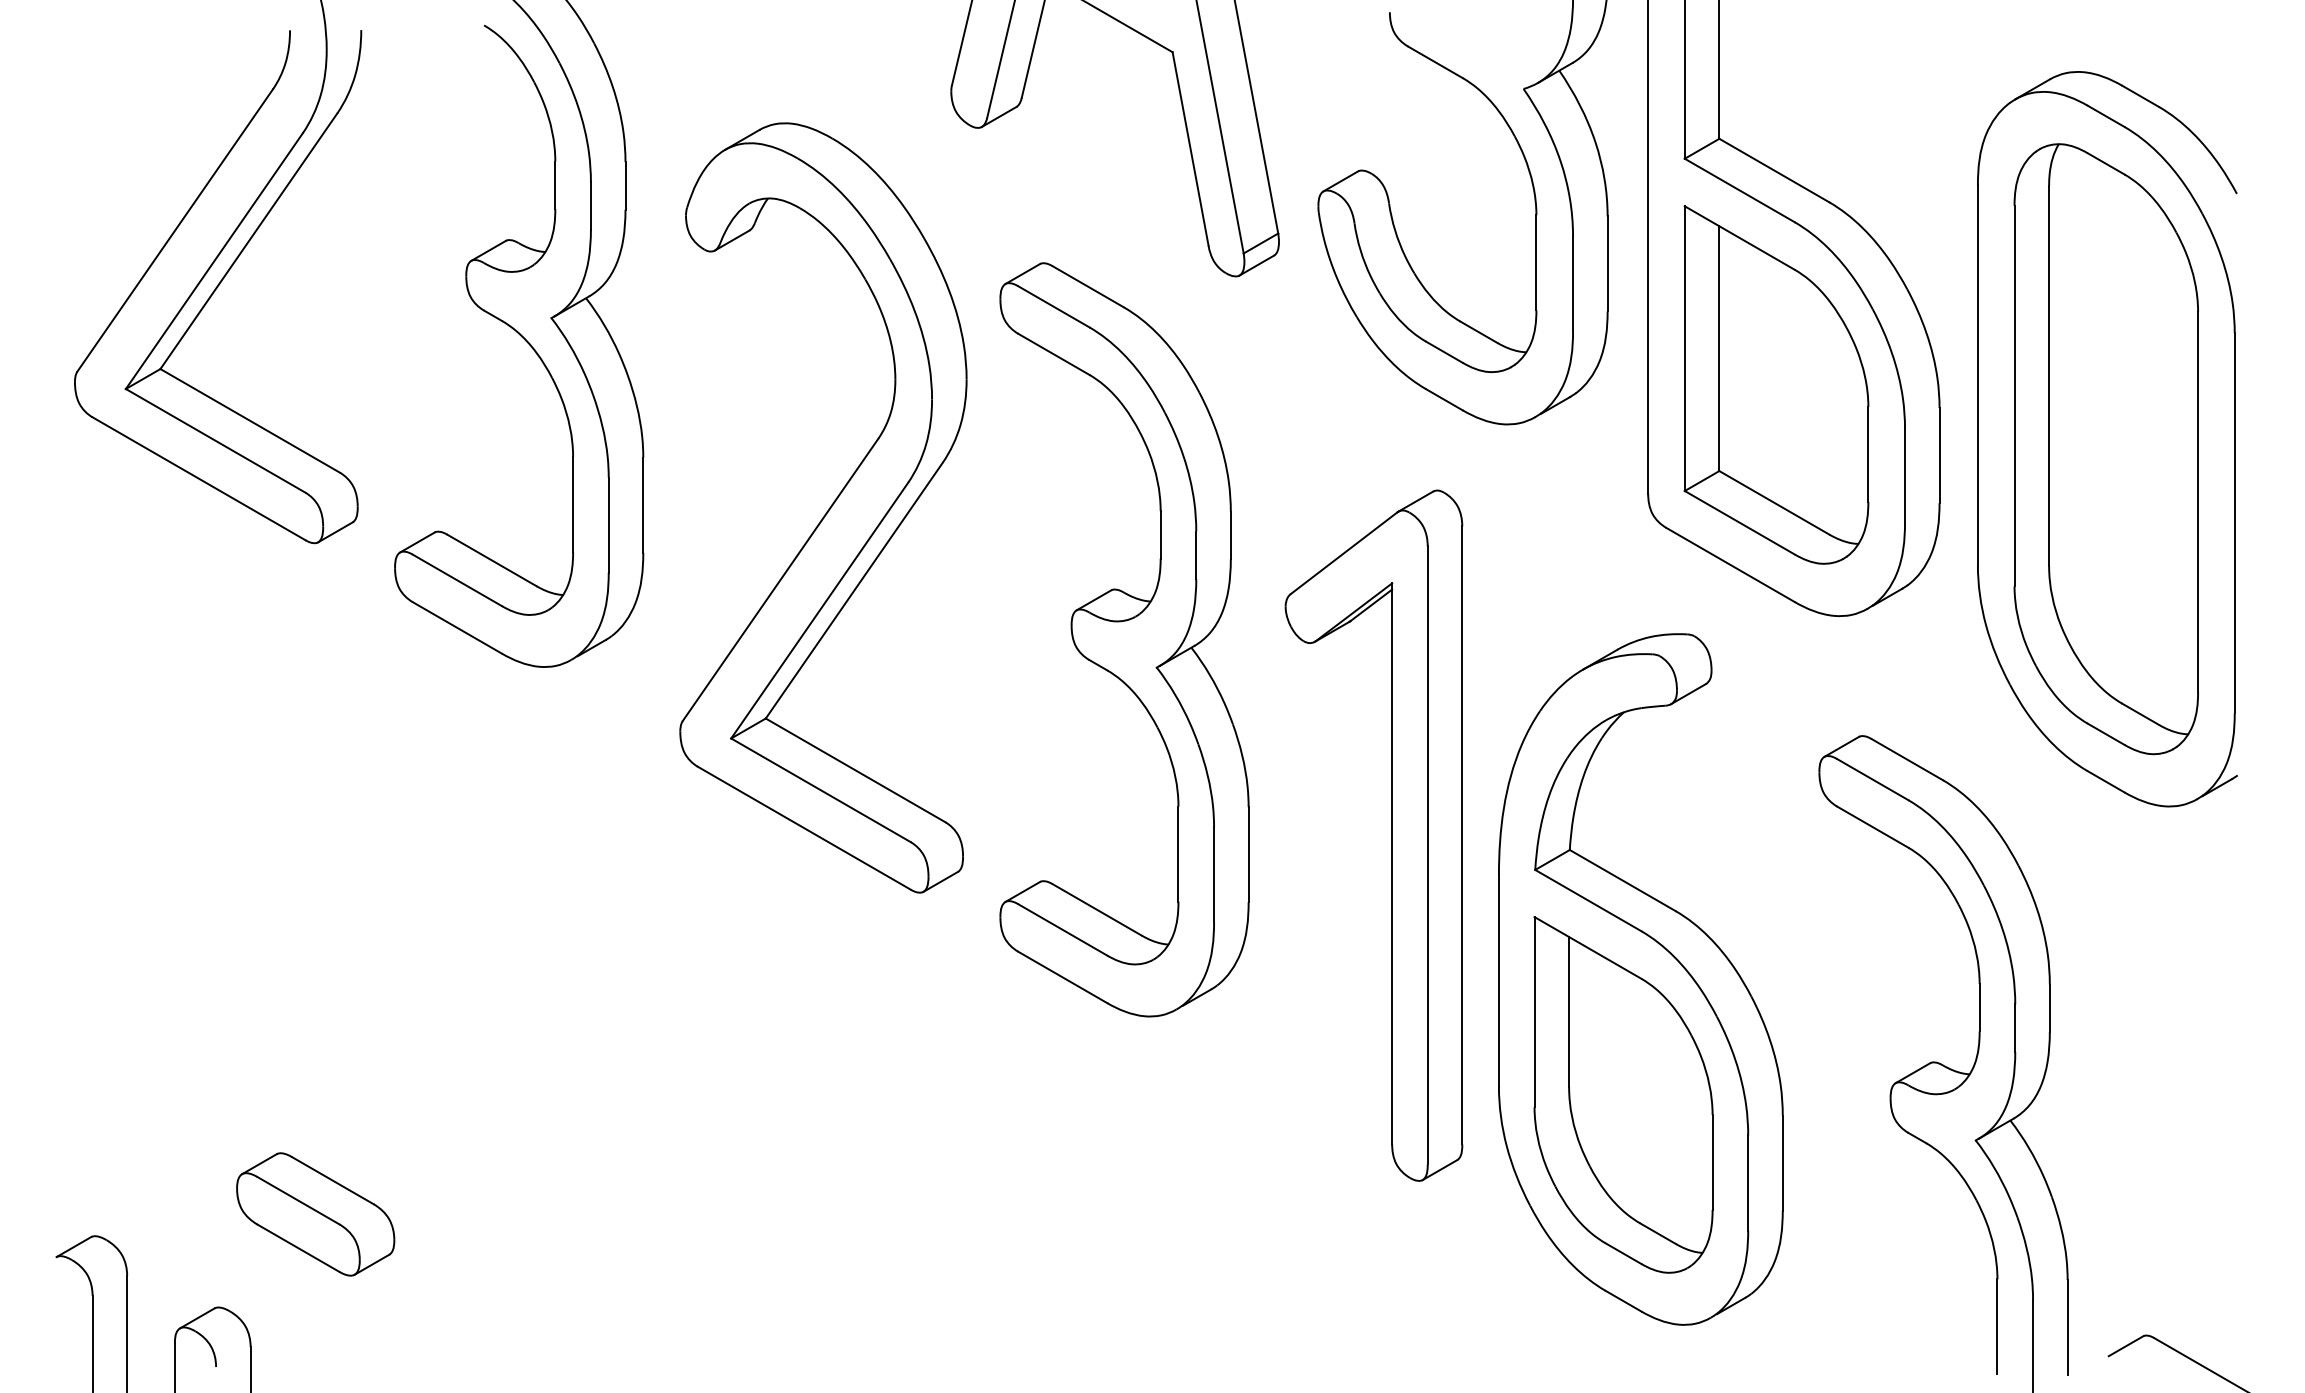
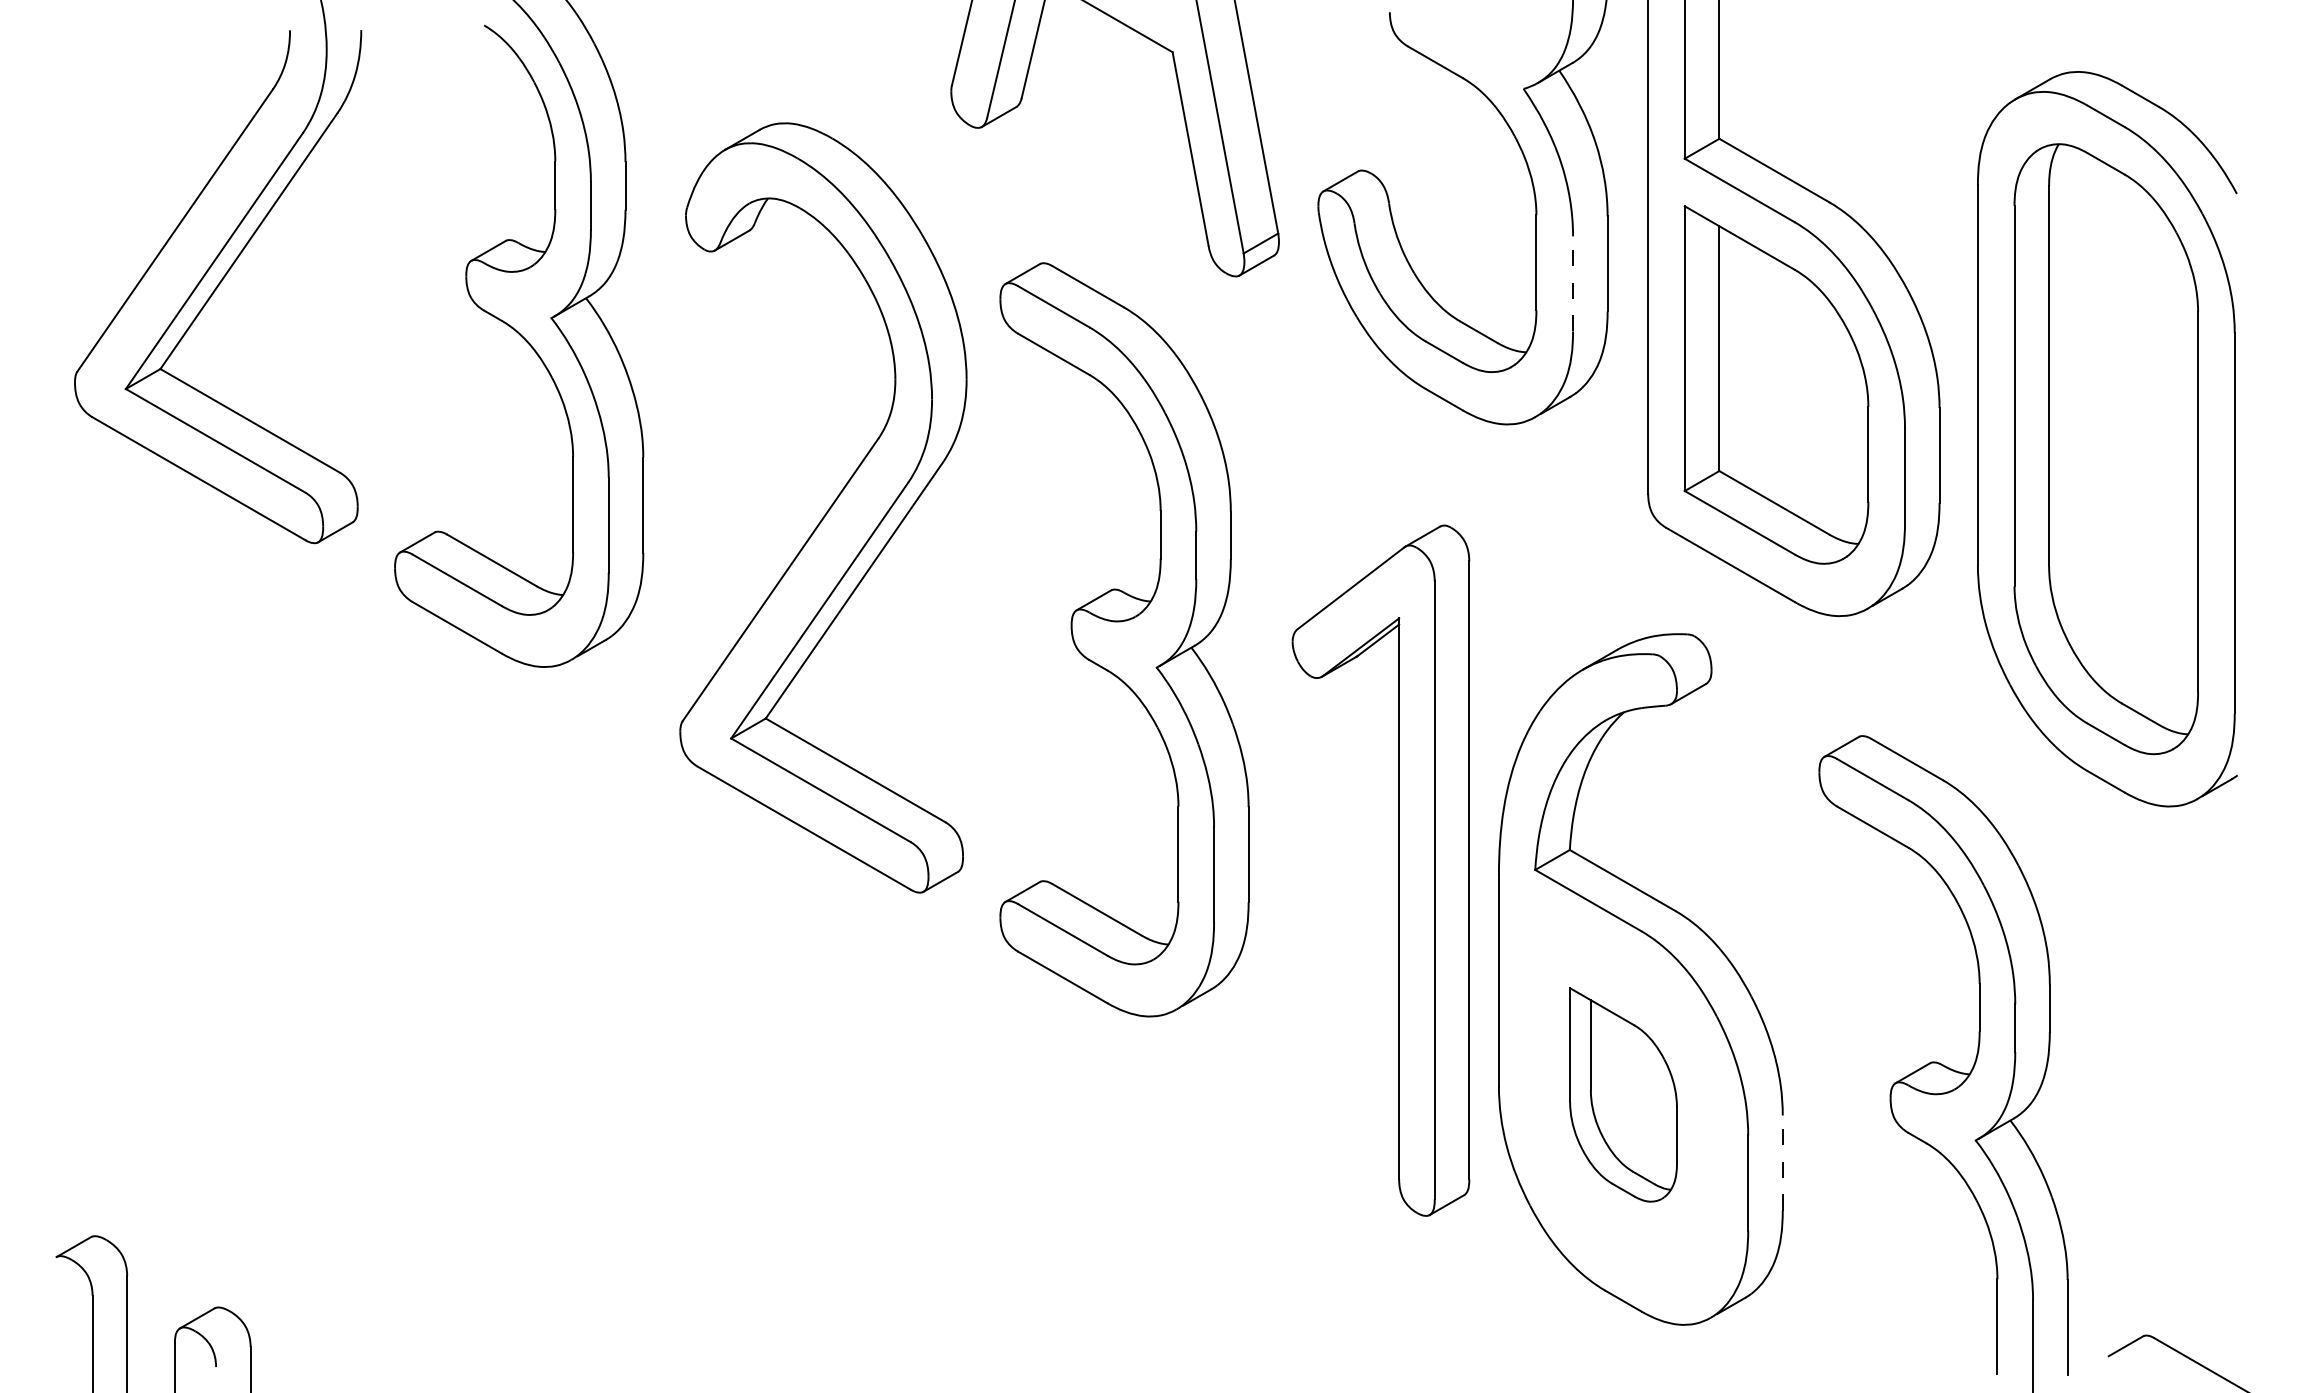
line: solid -> dashed (1573, 283)
part position: (1391, 835) -> (1398, 870) (1398, 870)
part size: 181x358 px -> 109x216 px (1623, 1094)
line: solid -> dashed (1782, 1163)
part: present -> none (315, 1214)
